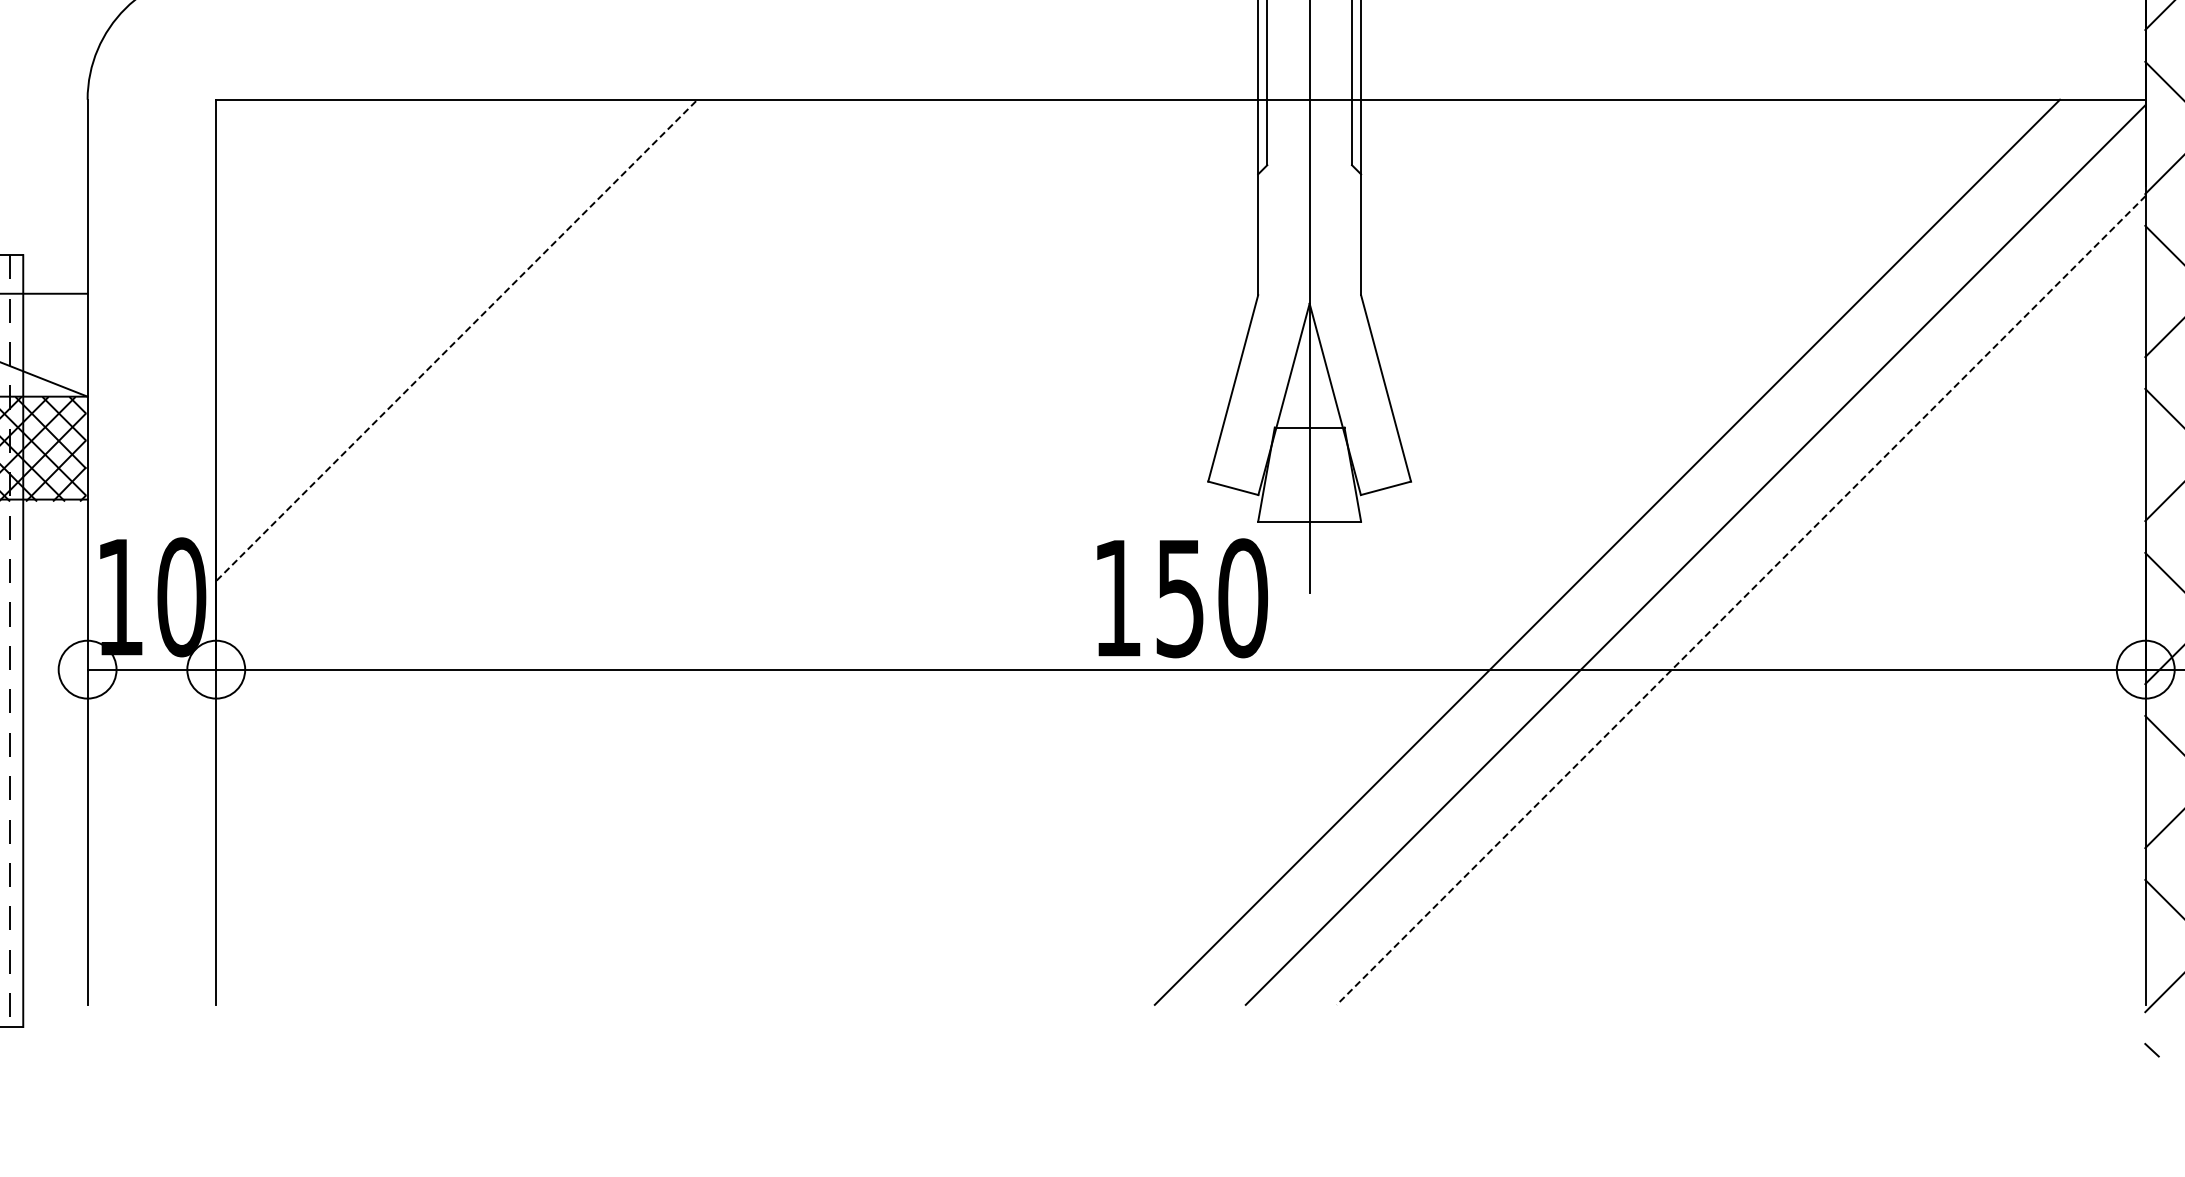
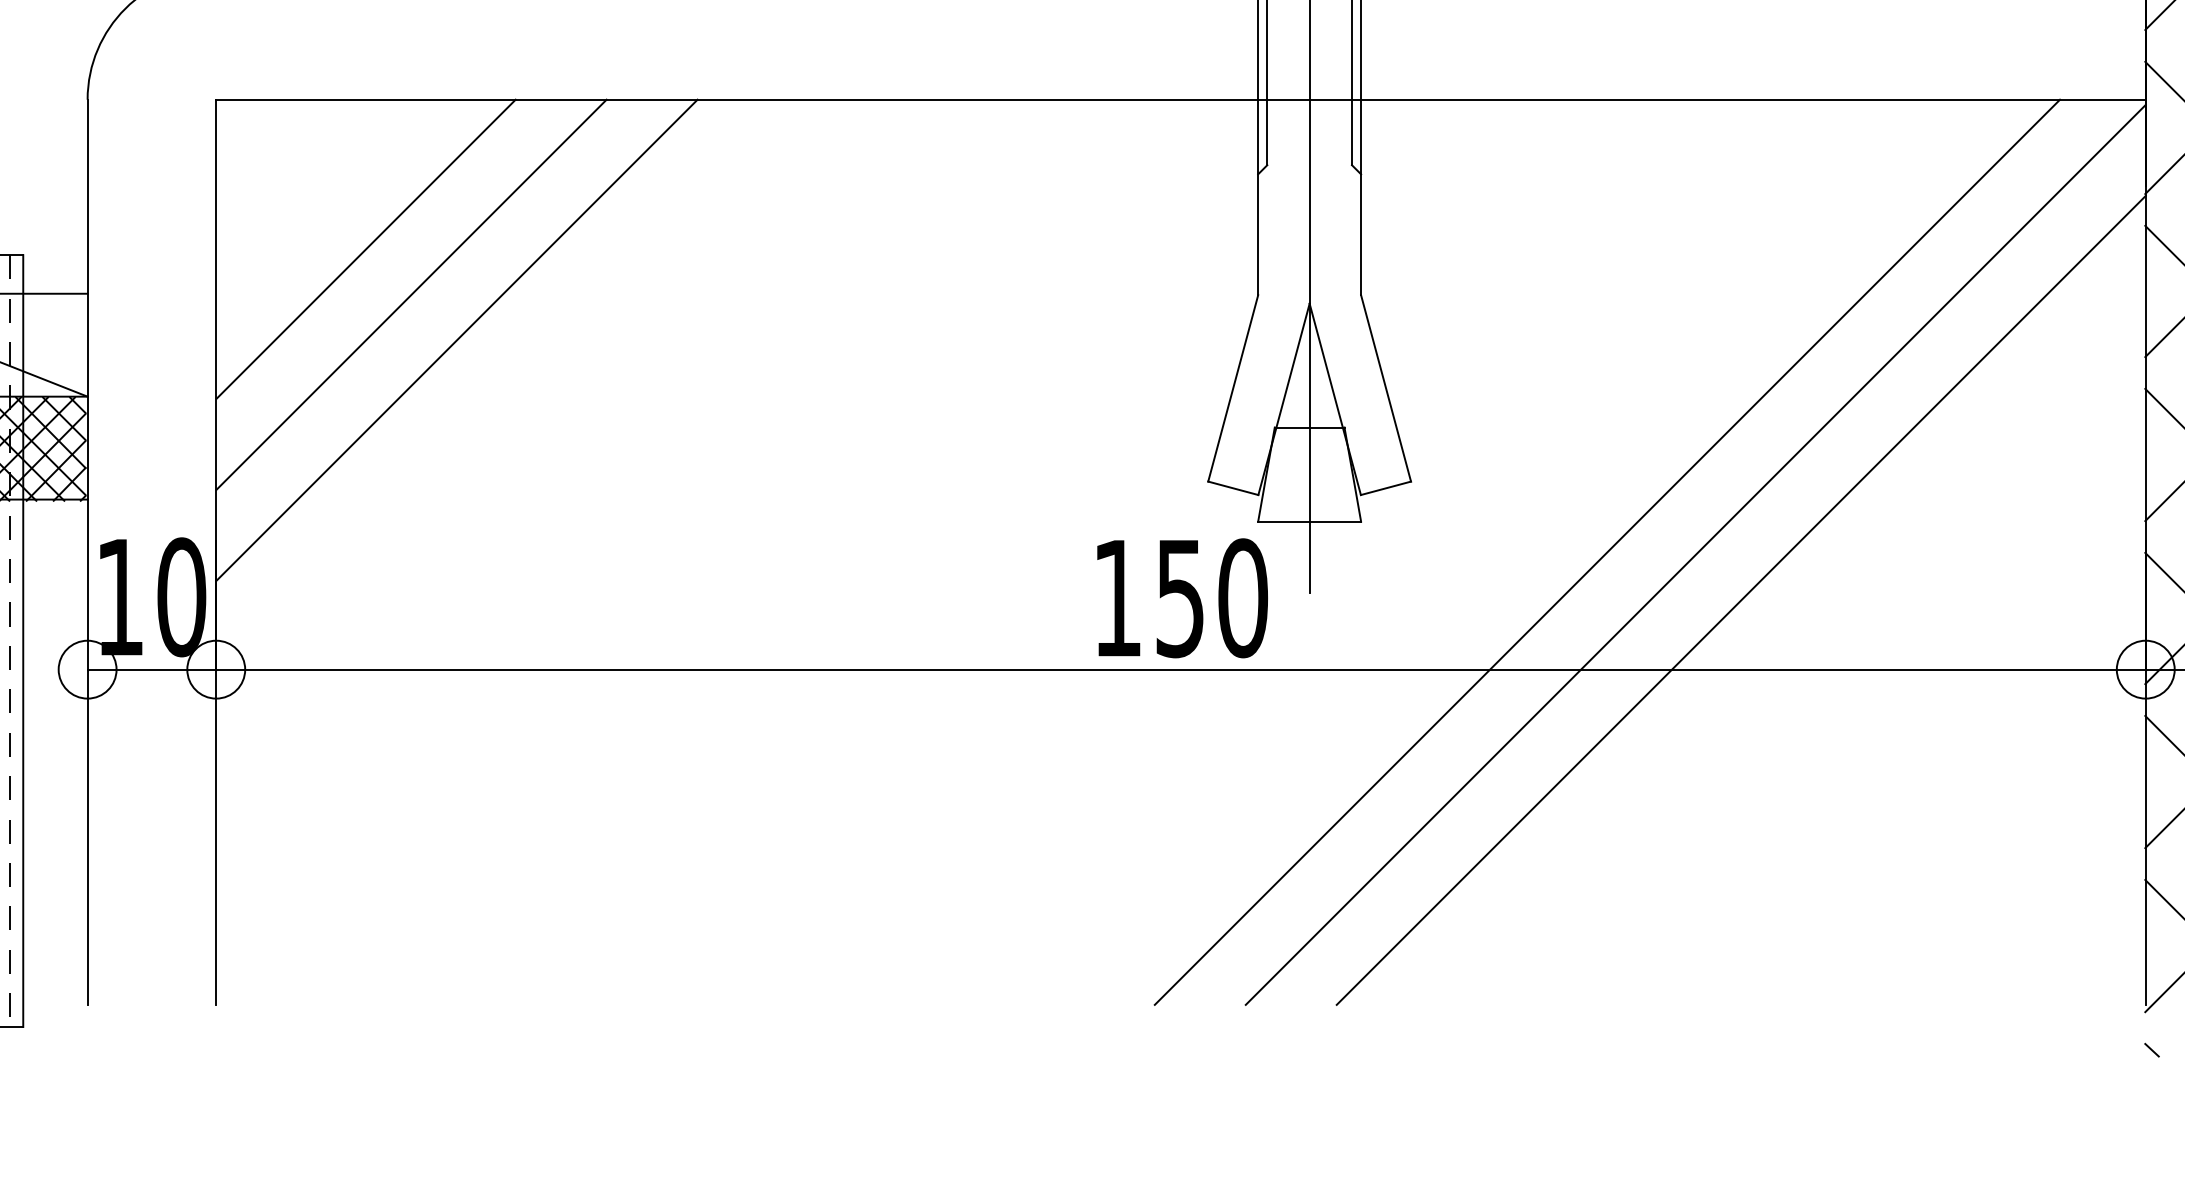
line: none -> present (365, 248)
line: none -> present (411, 294)
line: dashed -> solid (457, 339)
line: dashed -> solid (1740, 600)
